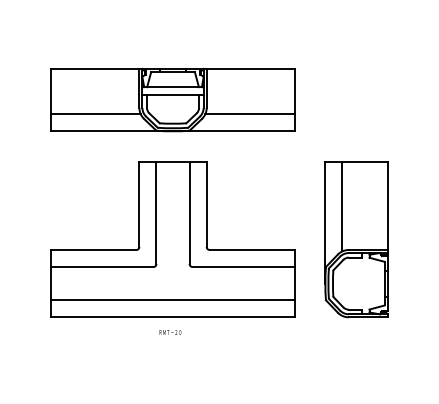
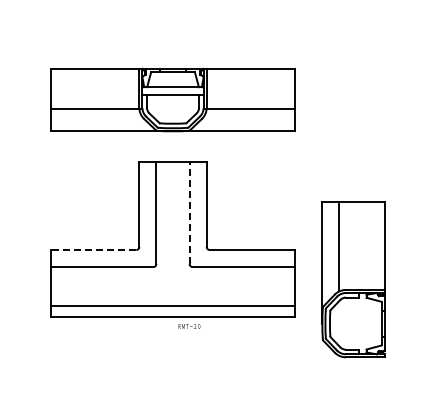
line position: (95, 114) -> (95, 109) (95, 109)
line position: (249, 114) -> (249, 109) (249, 109)
line: solid -> dashed (189, 212)
part position: (356, 239) -> (353, 279) (353, 279)
line: solid -> dashed (93, 250)
line position: (172, 300) -> (172, 306) (172, 306)
text position: (170, 332) -> (189, 326) (189, 326)
